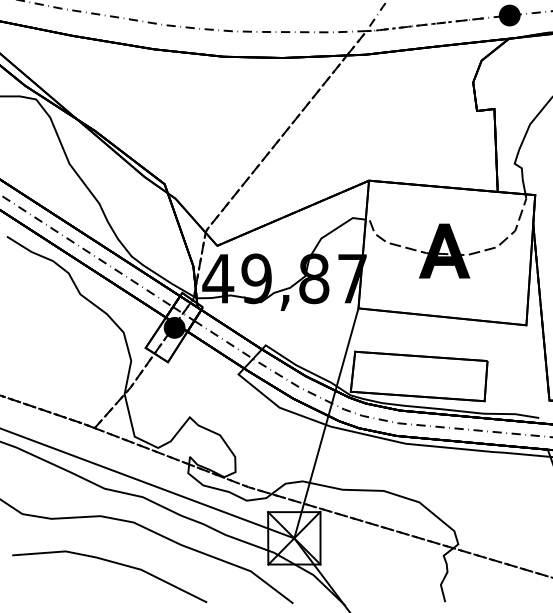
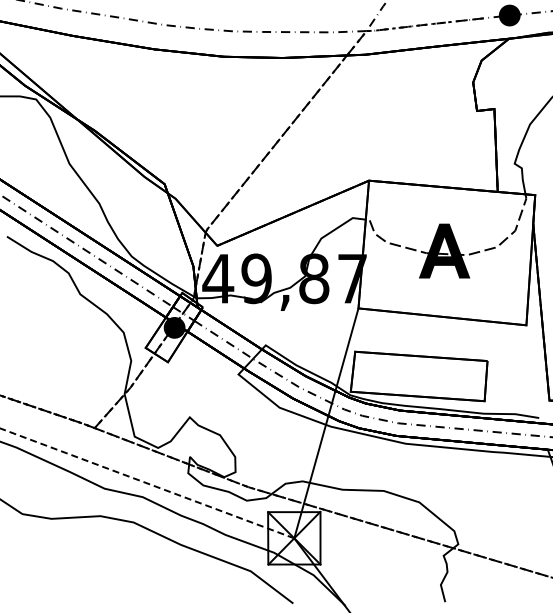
line: solid -> dashed (147, 483)
line: present -> none (113, 563)
